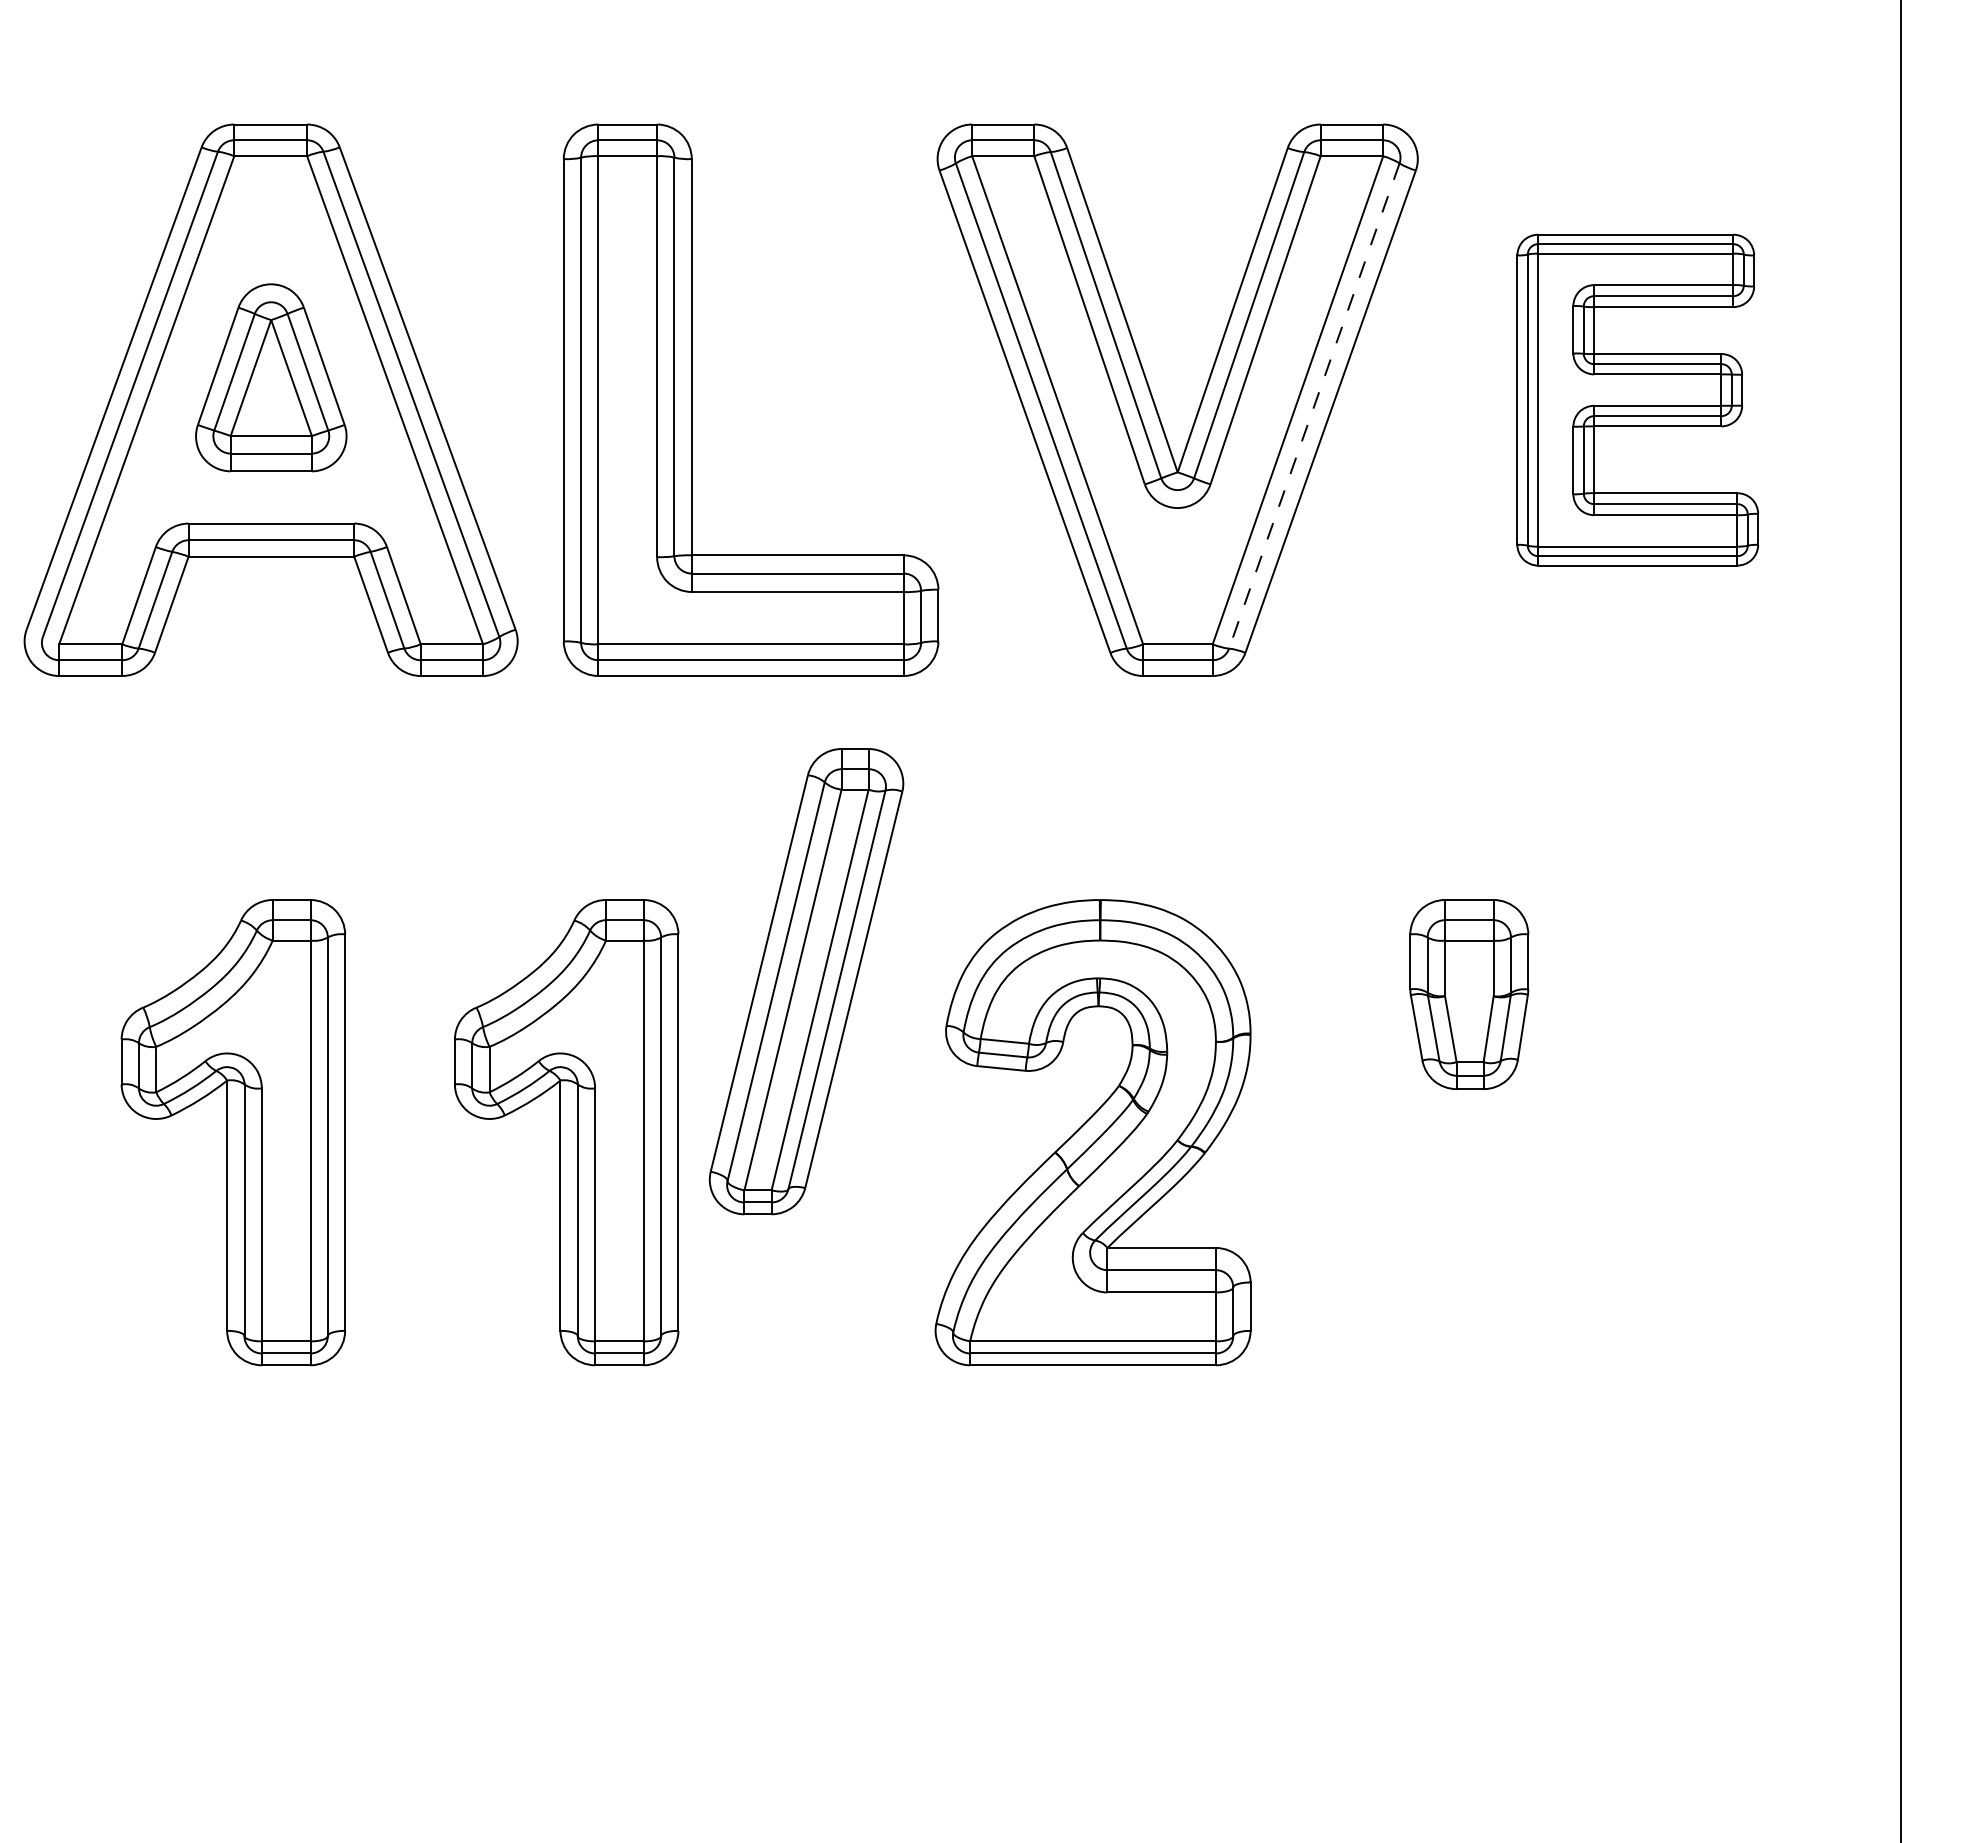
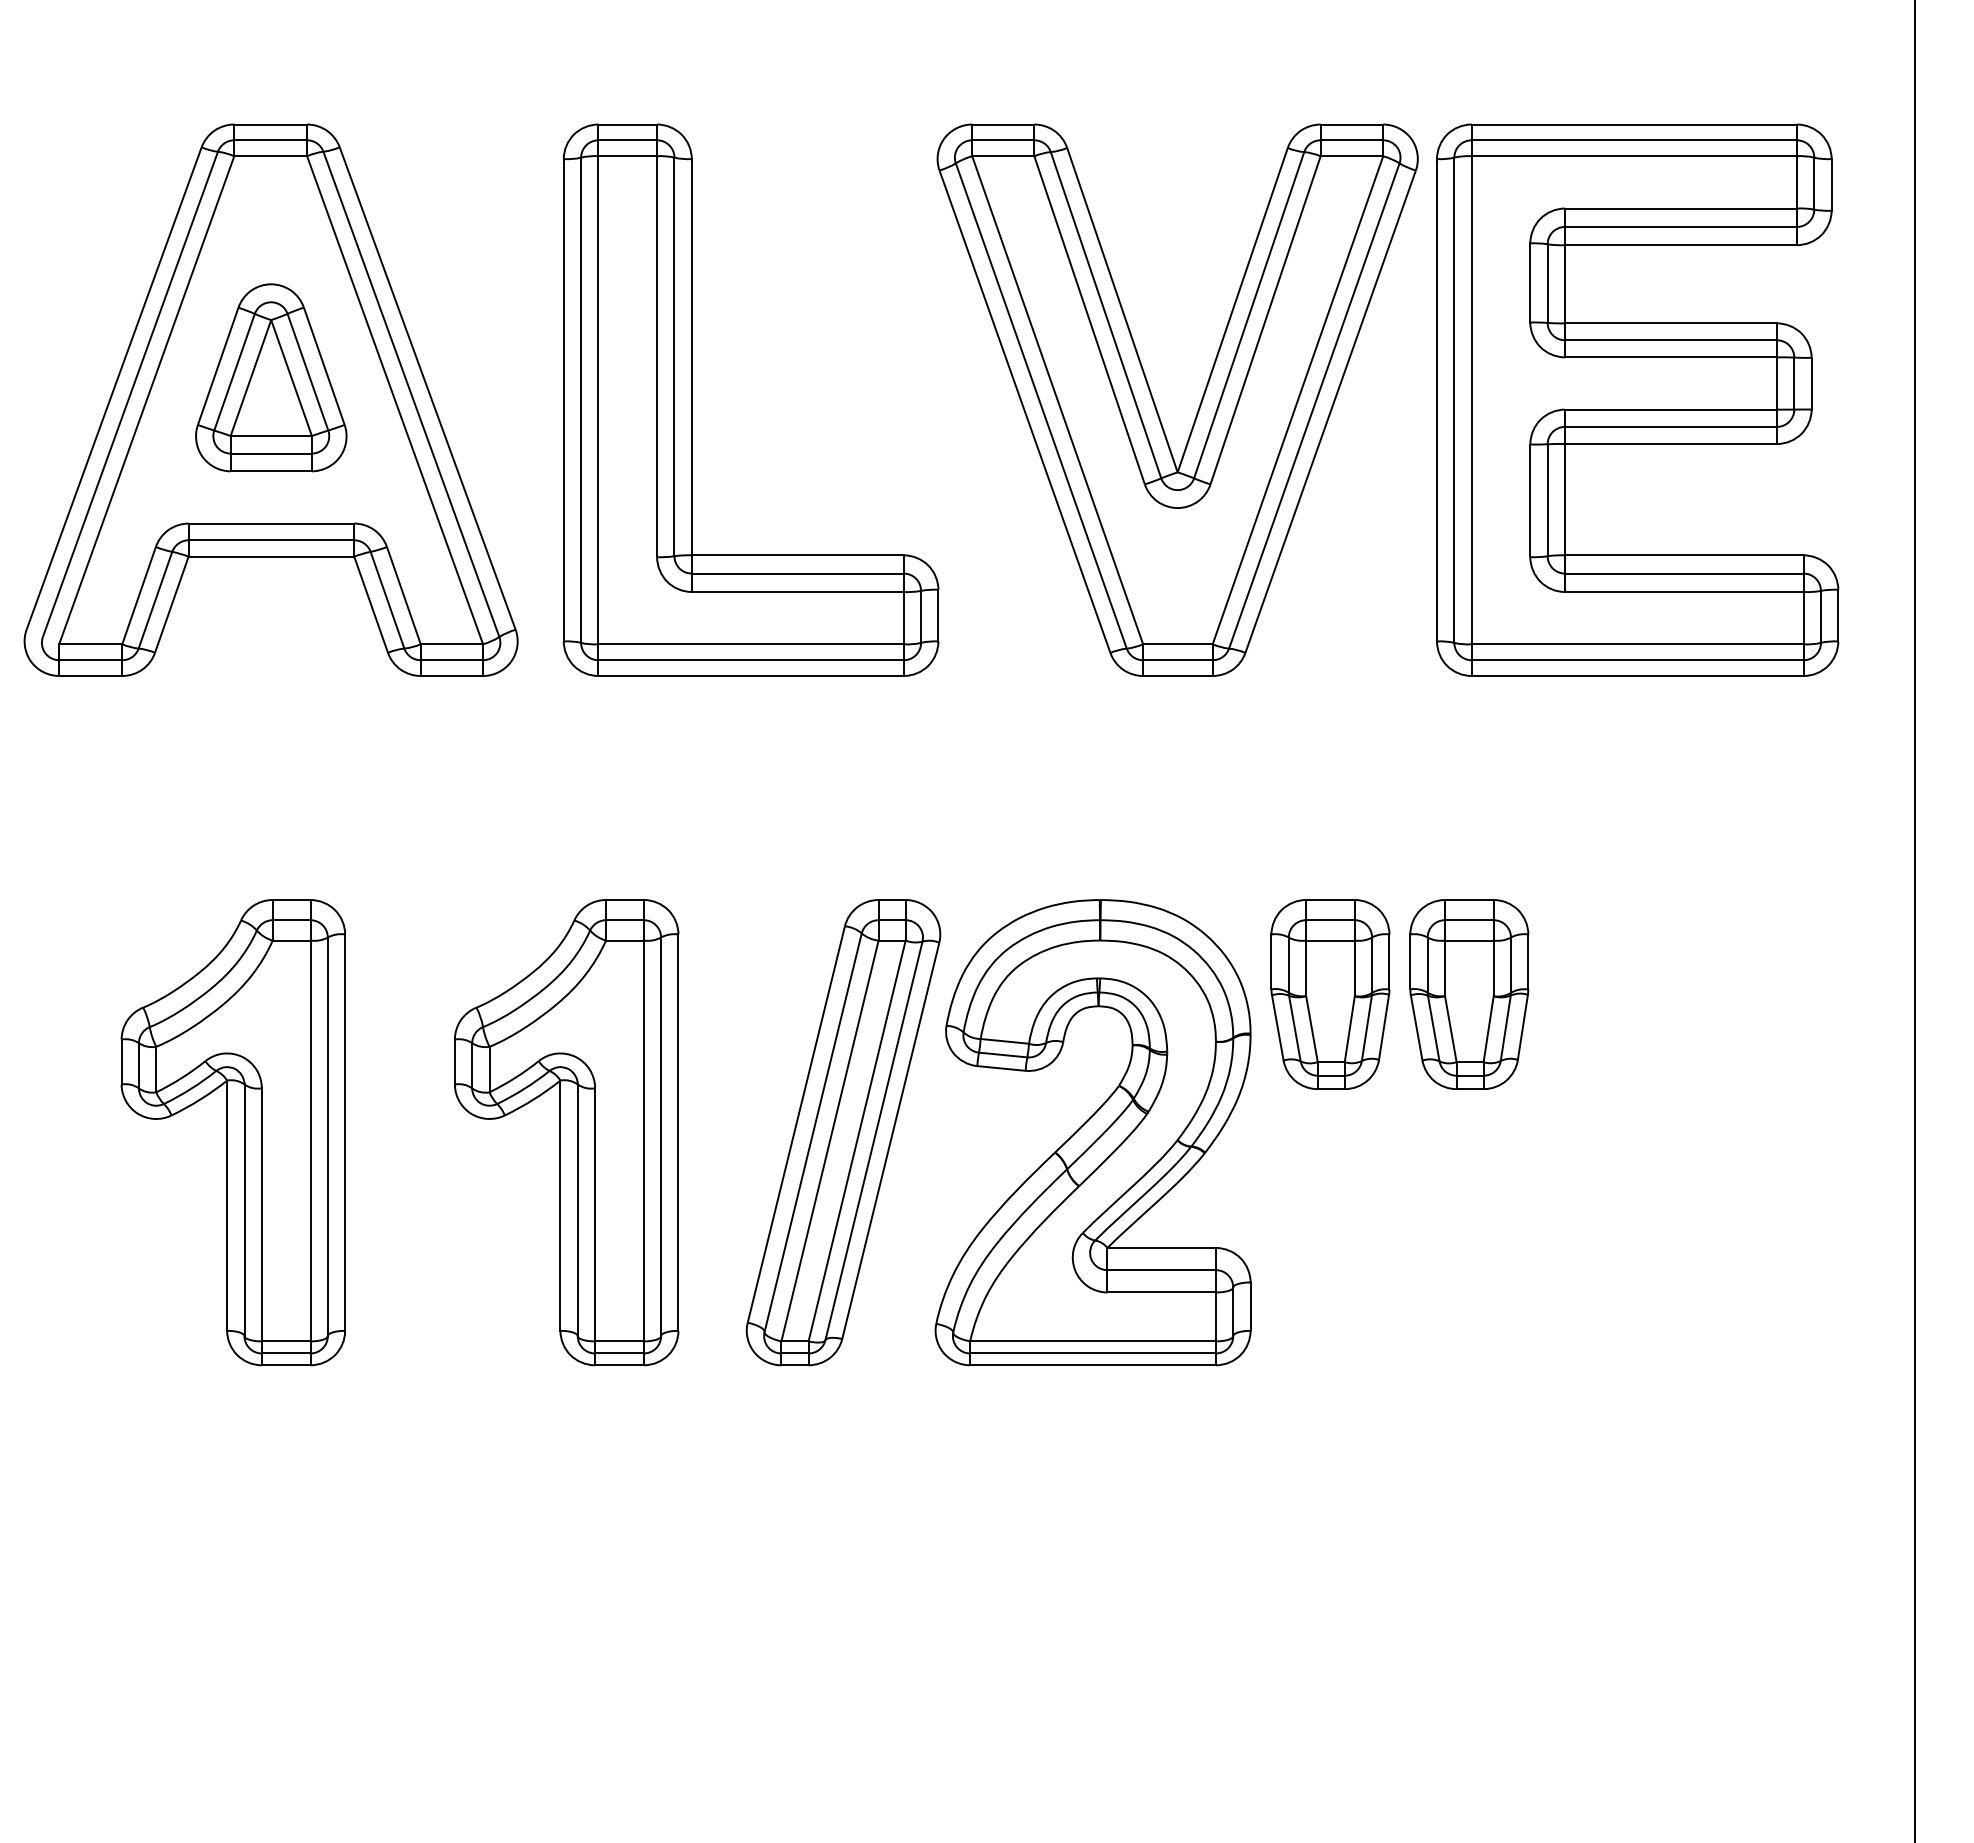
part size: 244x334 px -> 404x554 px (1637, 399)
line: dashed -> solid (1314, 406)
line position: (1900, 920) -> (1914, 920) (1914, 920)
part position: (806, 981) -> (843, 1132) (843, 1132)
part: none -> present (1330, 994)
